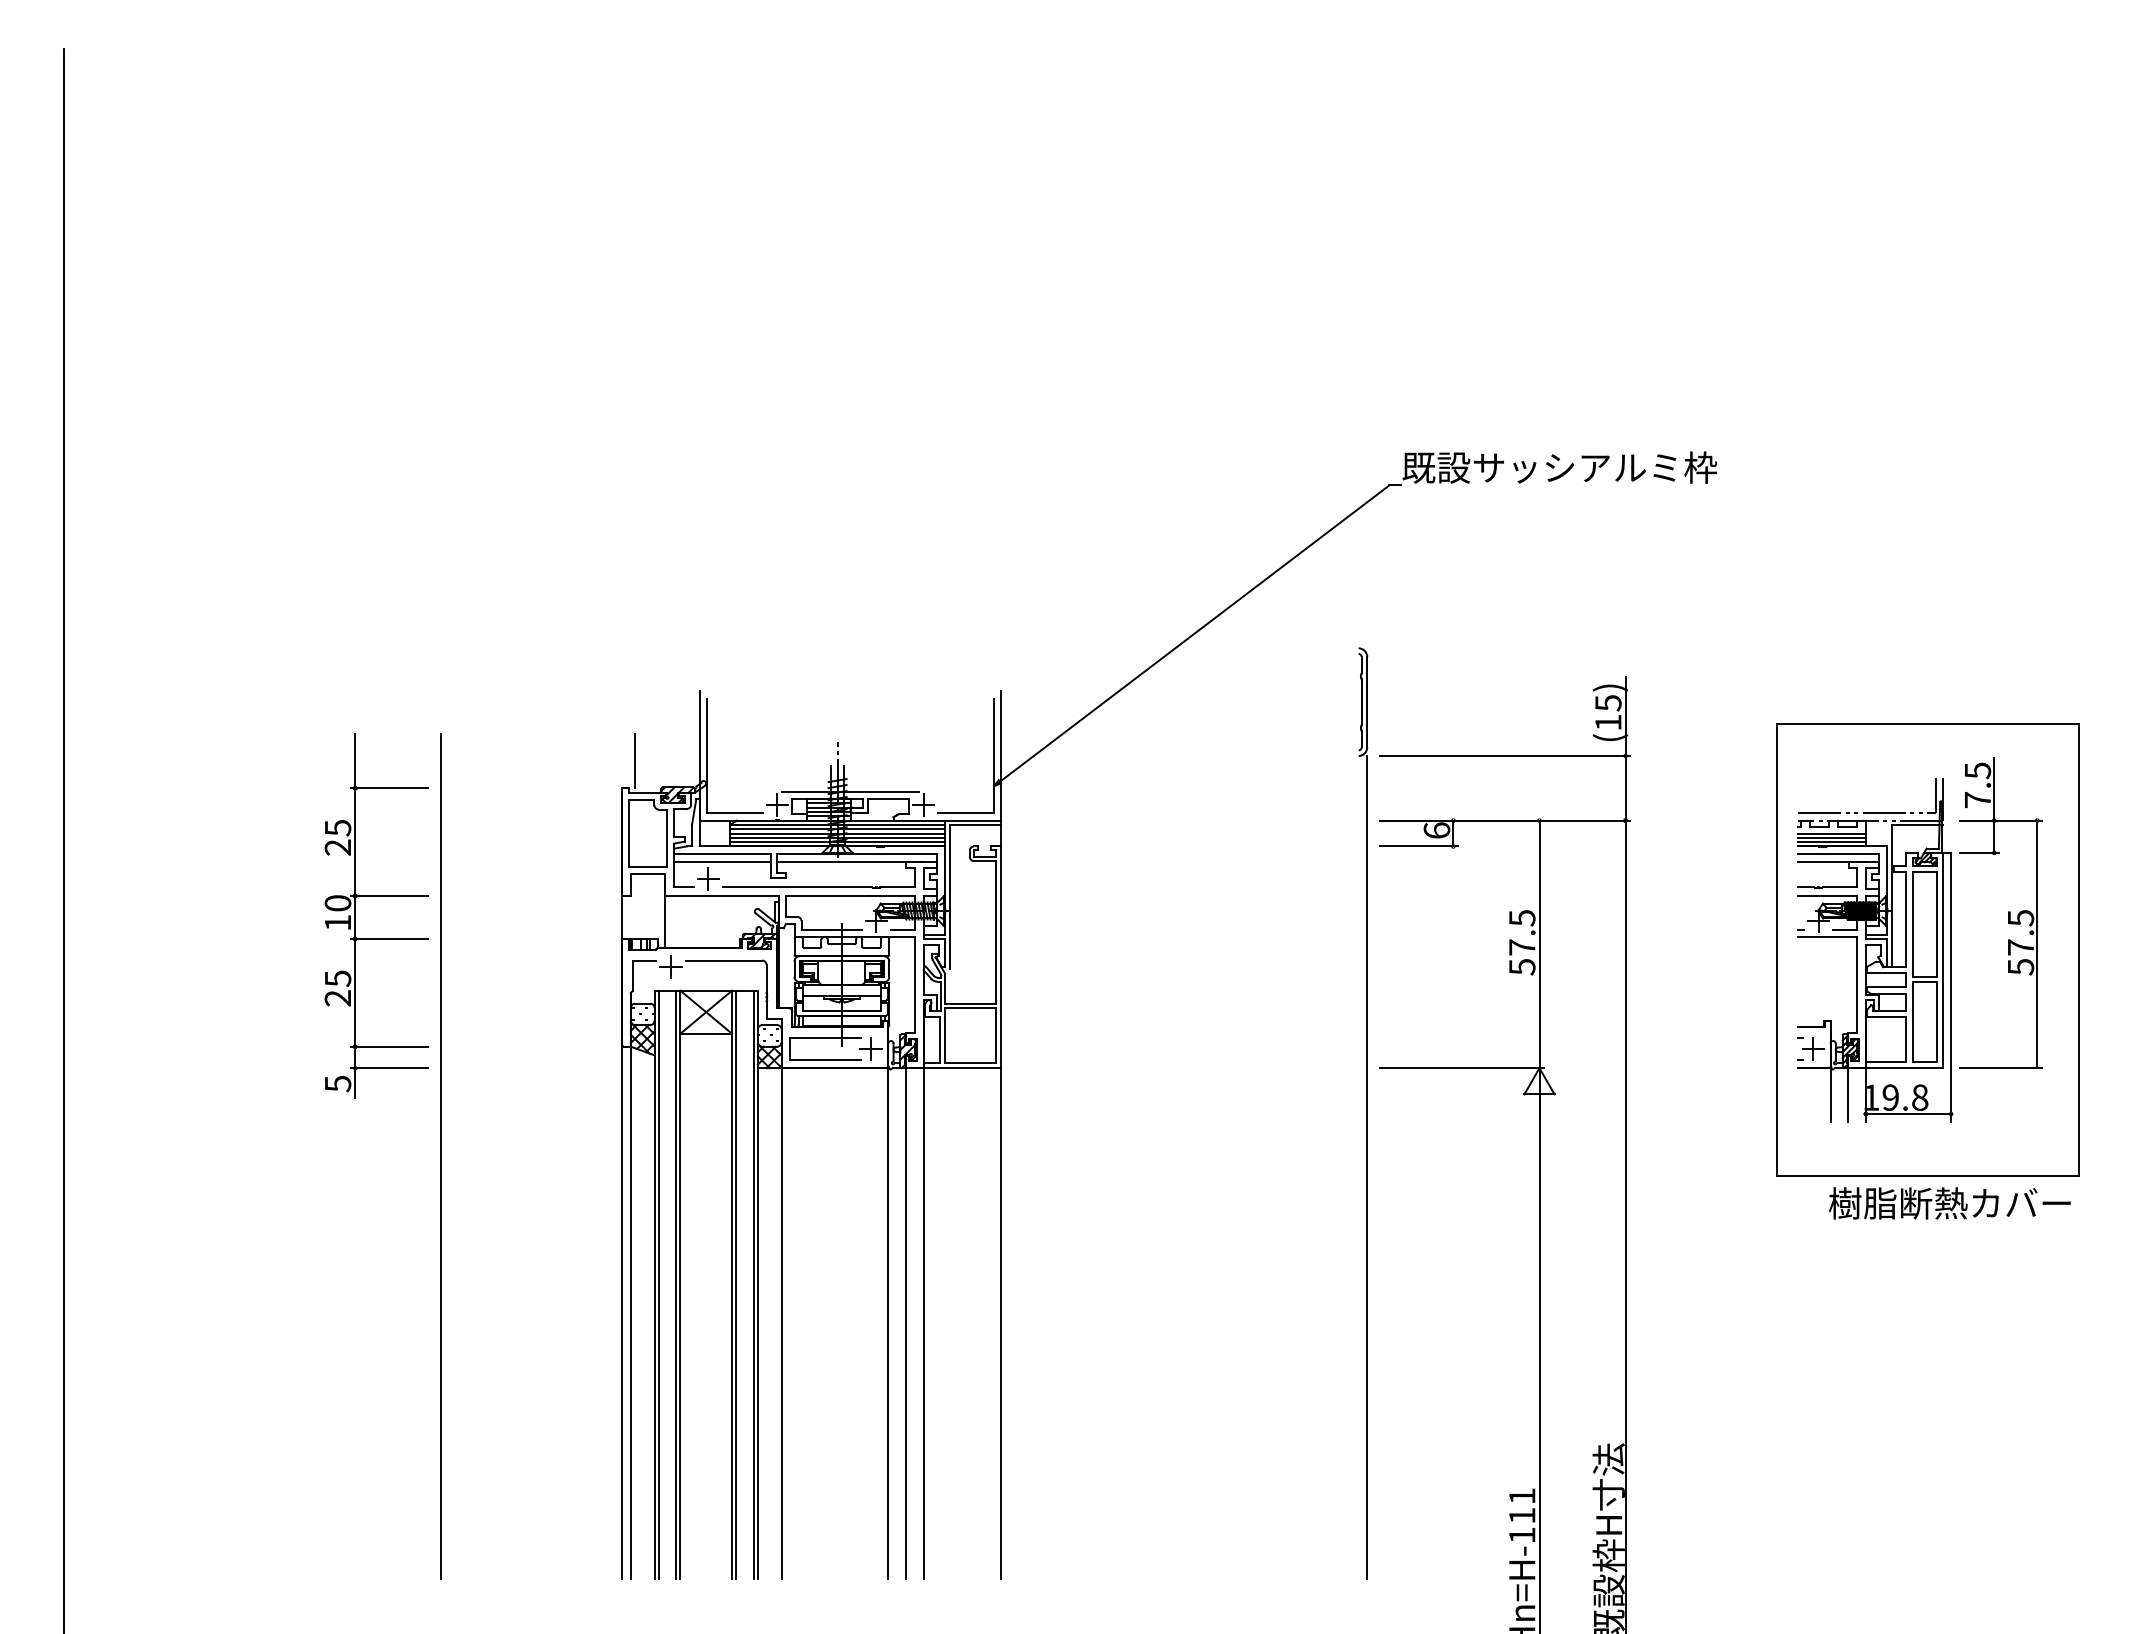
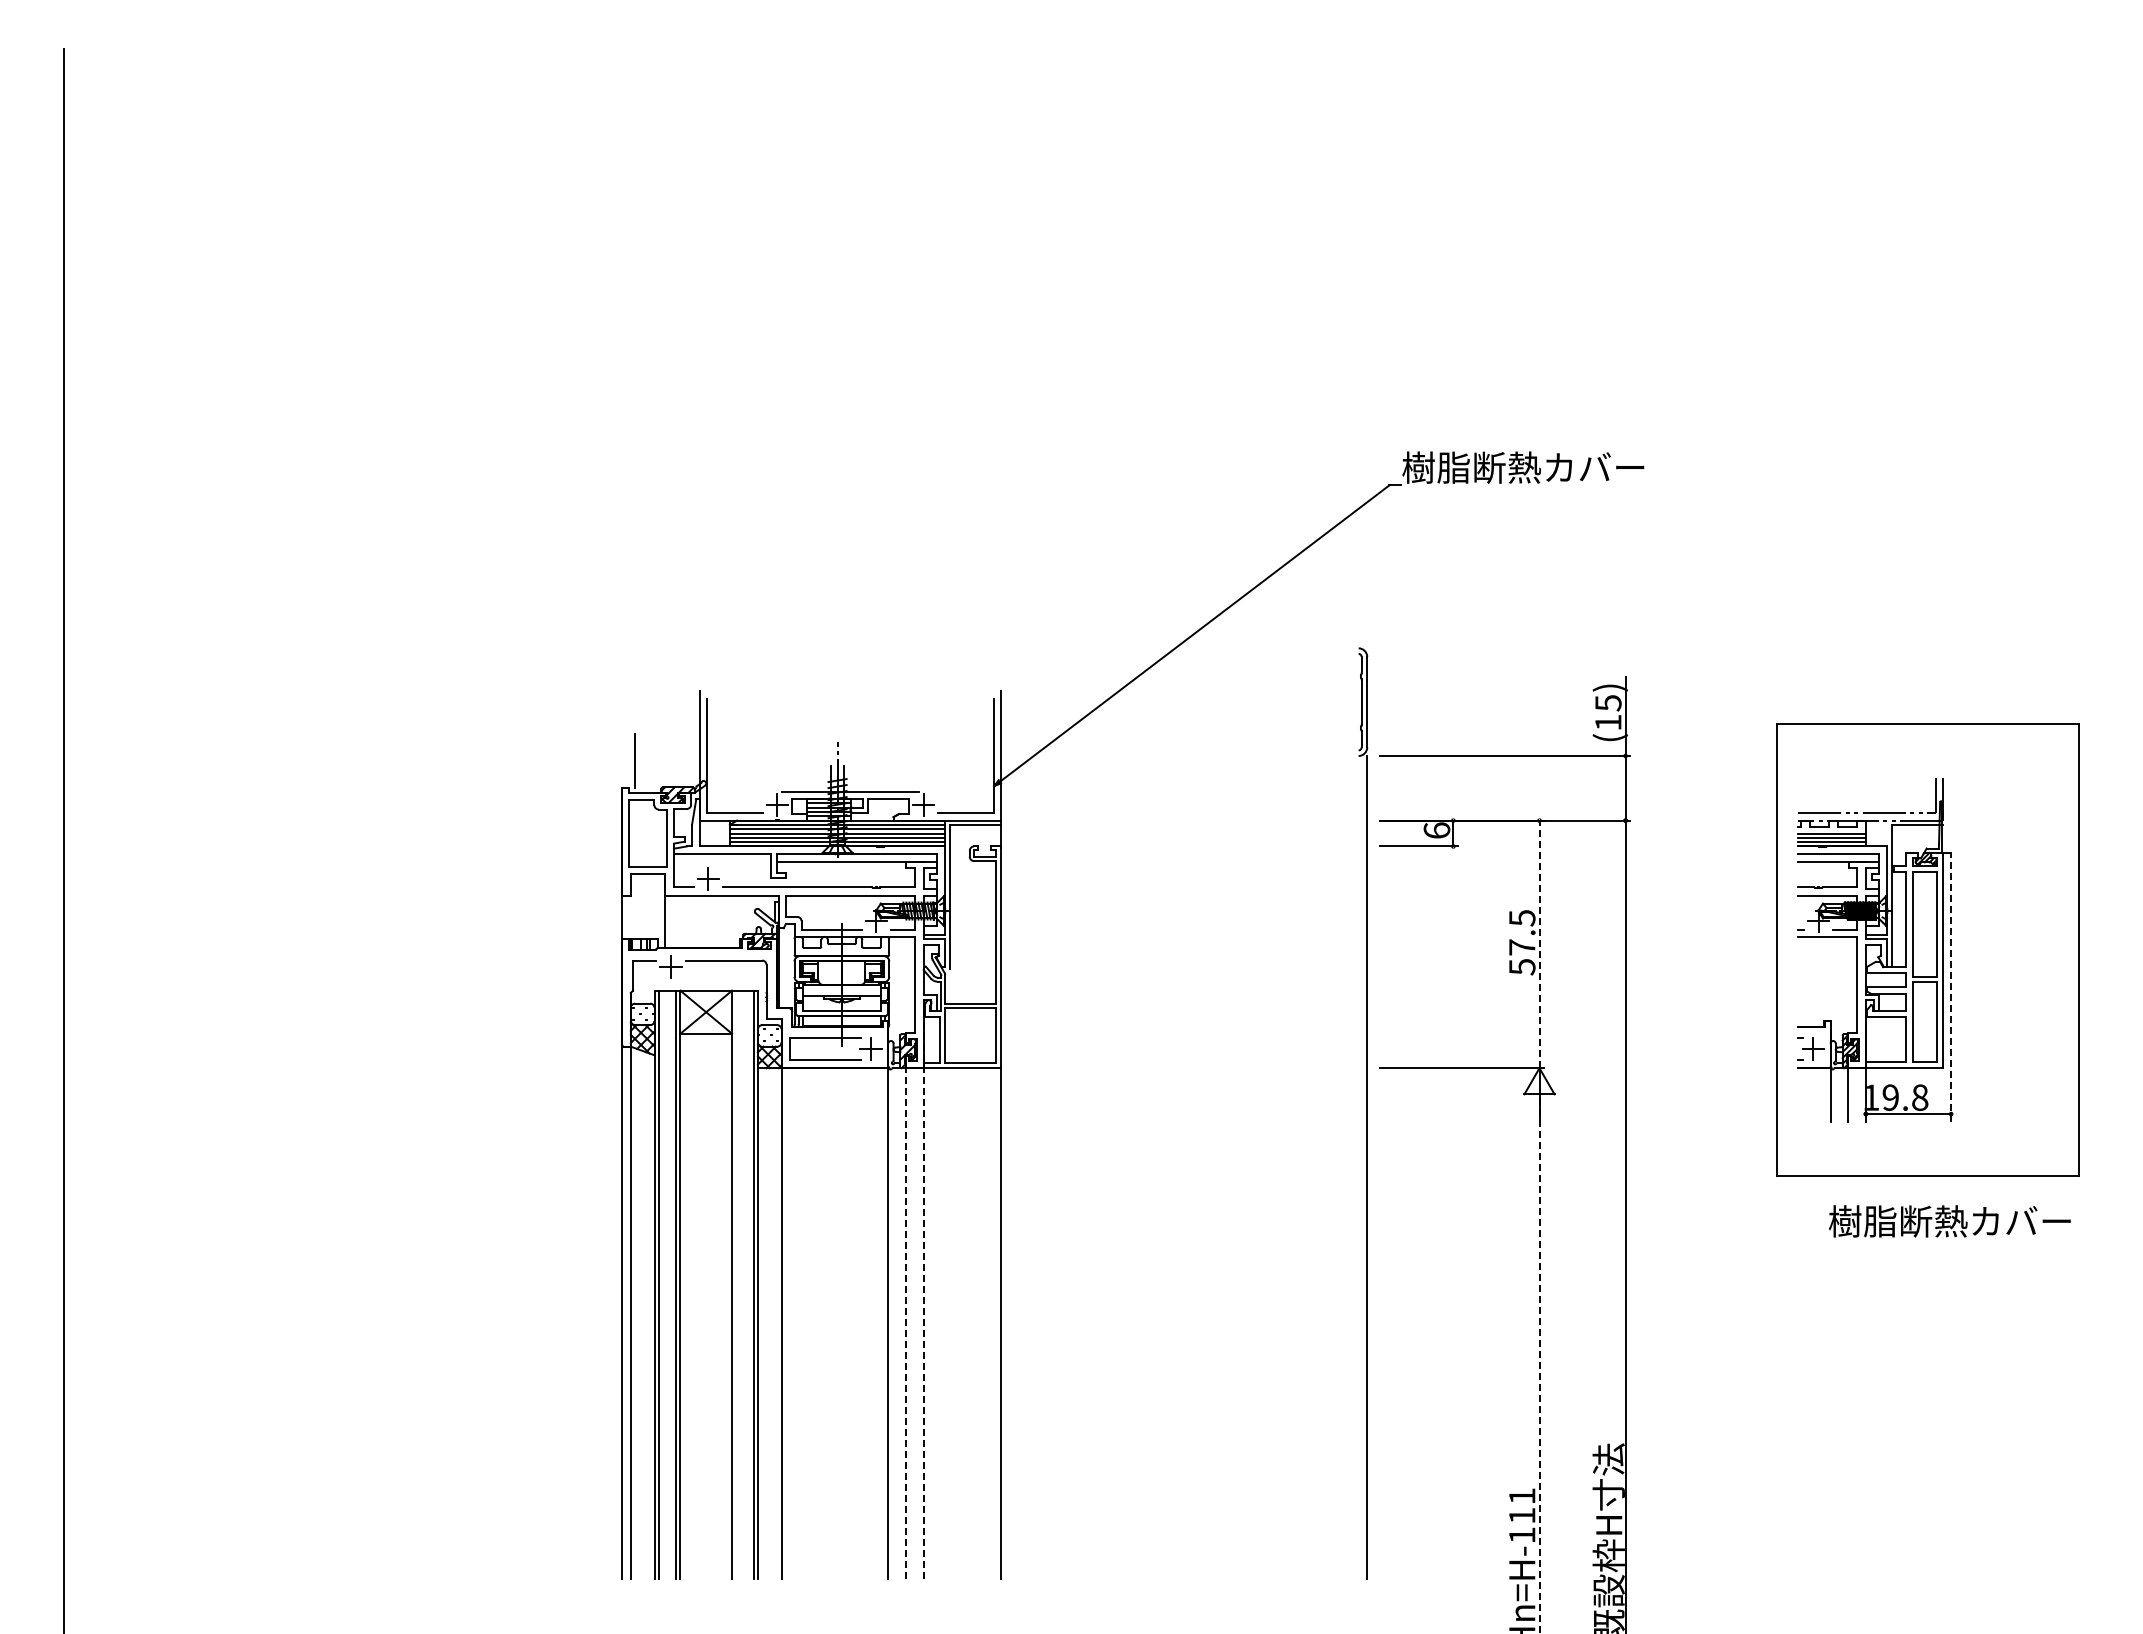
text: 既設サッシアルミ枠 -> 樹脂断熱カバー (1559, 467)
line: present -> none (721, 861)
part: present -> none (376, 896)
part: present -> none (2008, 912)
line: solid -> dashed (1539, 944)
line: solid -> dashed (1951, 987)
line: present -> none (441, 1156)
text position: (1949, 1203) -> (1949, 1221) (1949, 1221)
line: present -> none (736, 1284)
line: solid -> dashed (923, 1289)
line: solid -> dashed (905, 1322)
line: solid -> dashed (1539, 1366)
